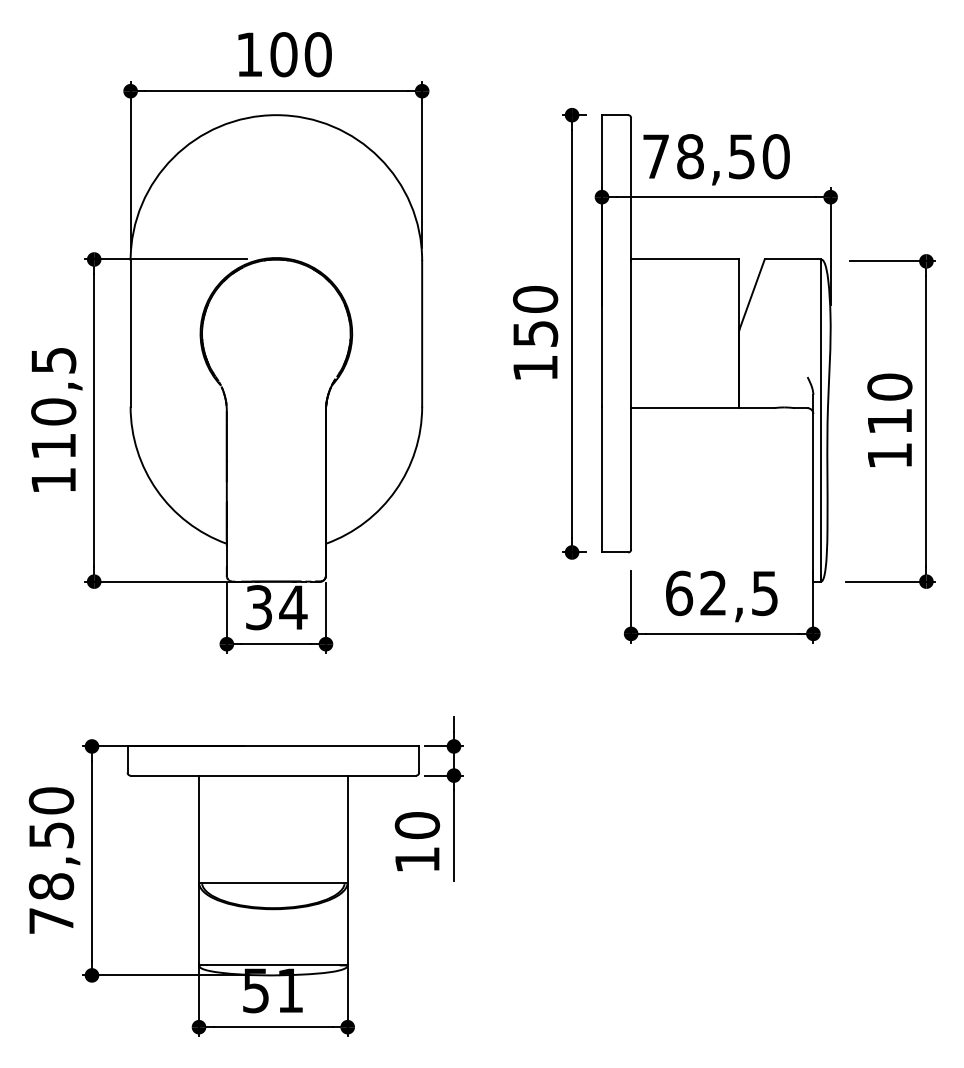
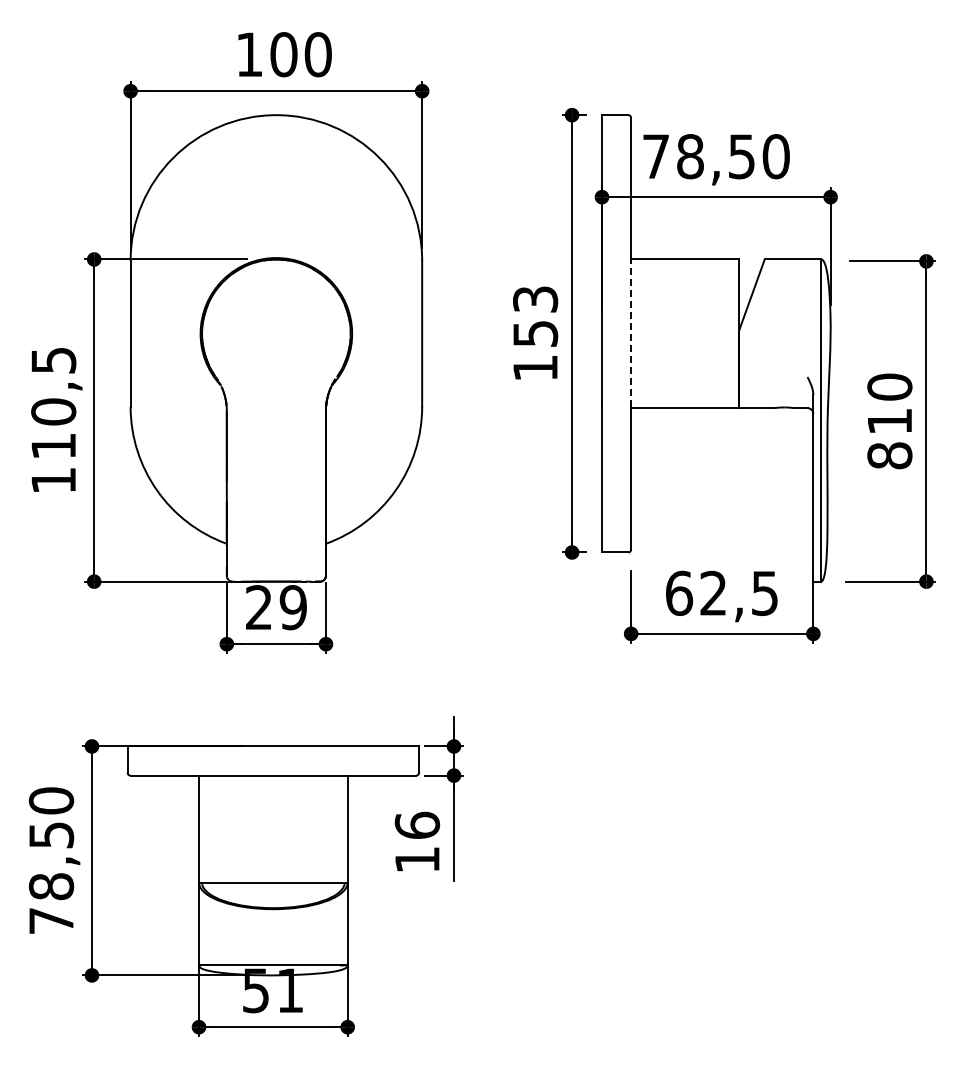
text: 150 -> 153 (535, 299)
line: solid -> dashed (631, 333)
text: 110 -> 810 (889, 455)
text: 34 -> 29 (276, 607)
text: 10 -> 16 (416, 825)
